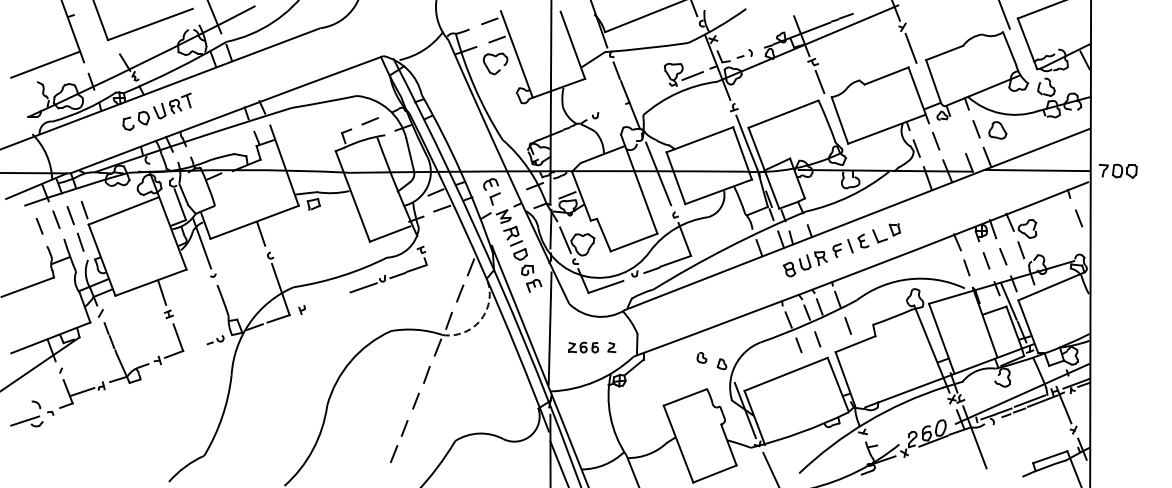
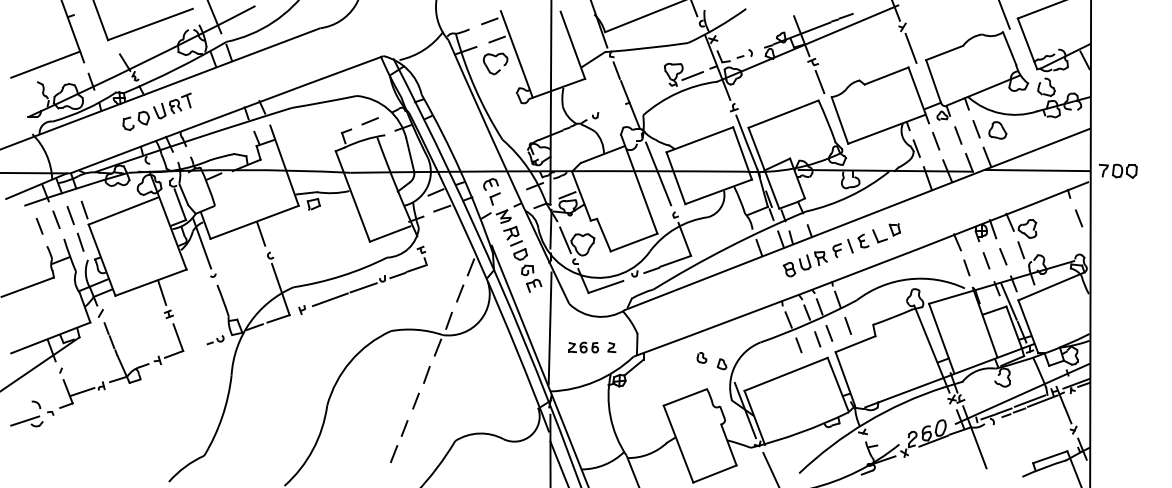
line: none -> present (958, 135)
line: none -> present (330, 299)
arc: dashed -> solid (480, 320)
line: none -> present (829, 333)
